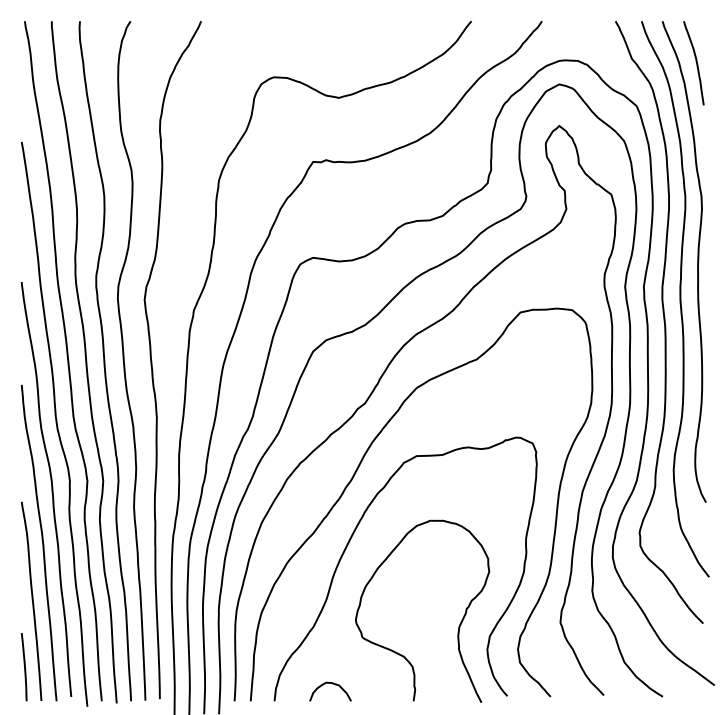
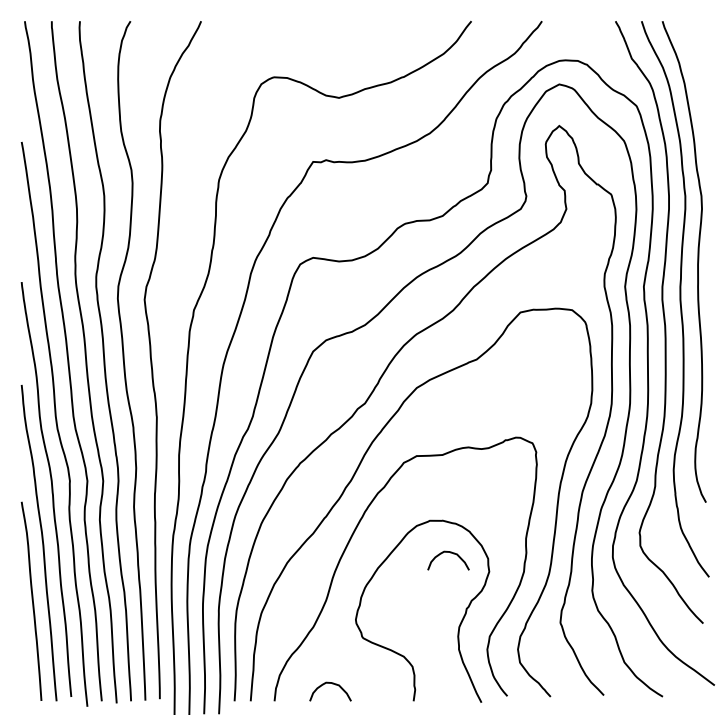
curve: present -> none (695, 61)
curve: none -> present (450, 553)
line: present -> none (24, 667)
